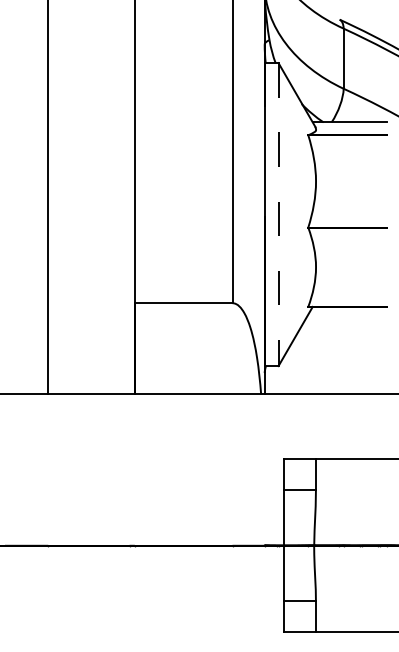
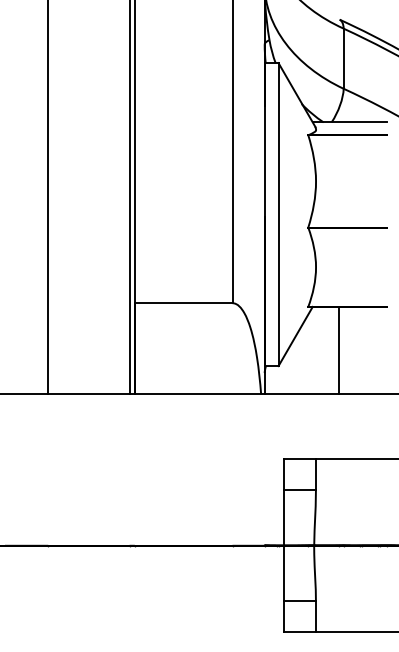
line: none -> present (129, 198)
line: dashed -> solid (278, 215)
line: none -> present (339, 350)
